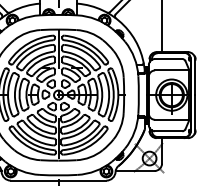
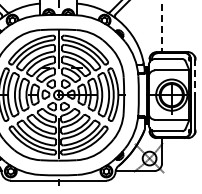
line: solid -> dashed (162, 26)
line: solid -> dashed (195, 77)
